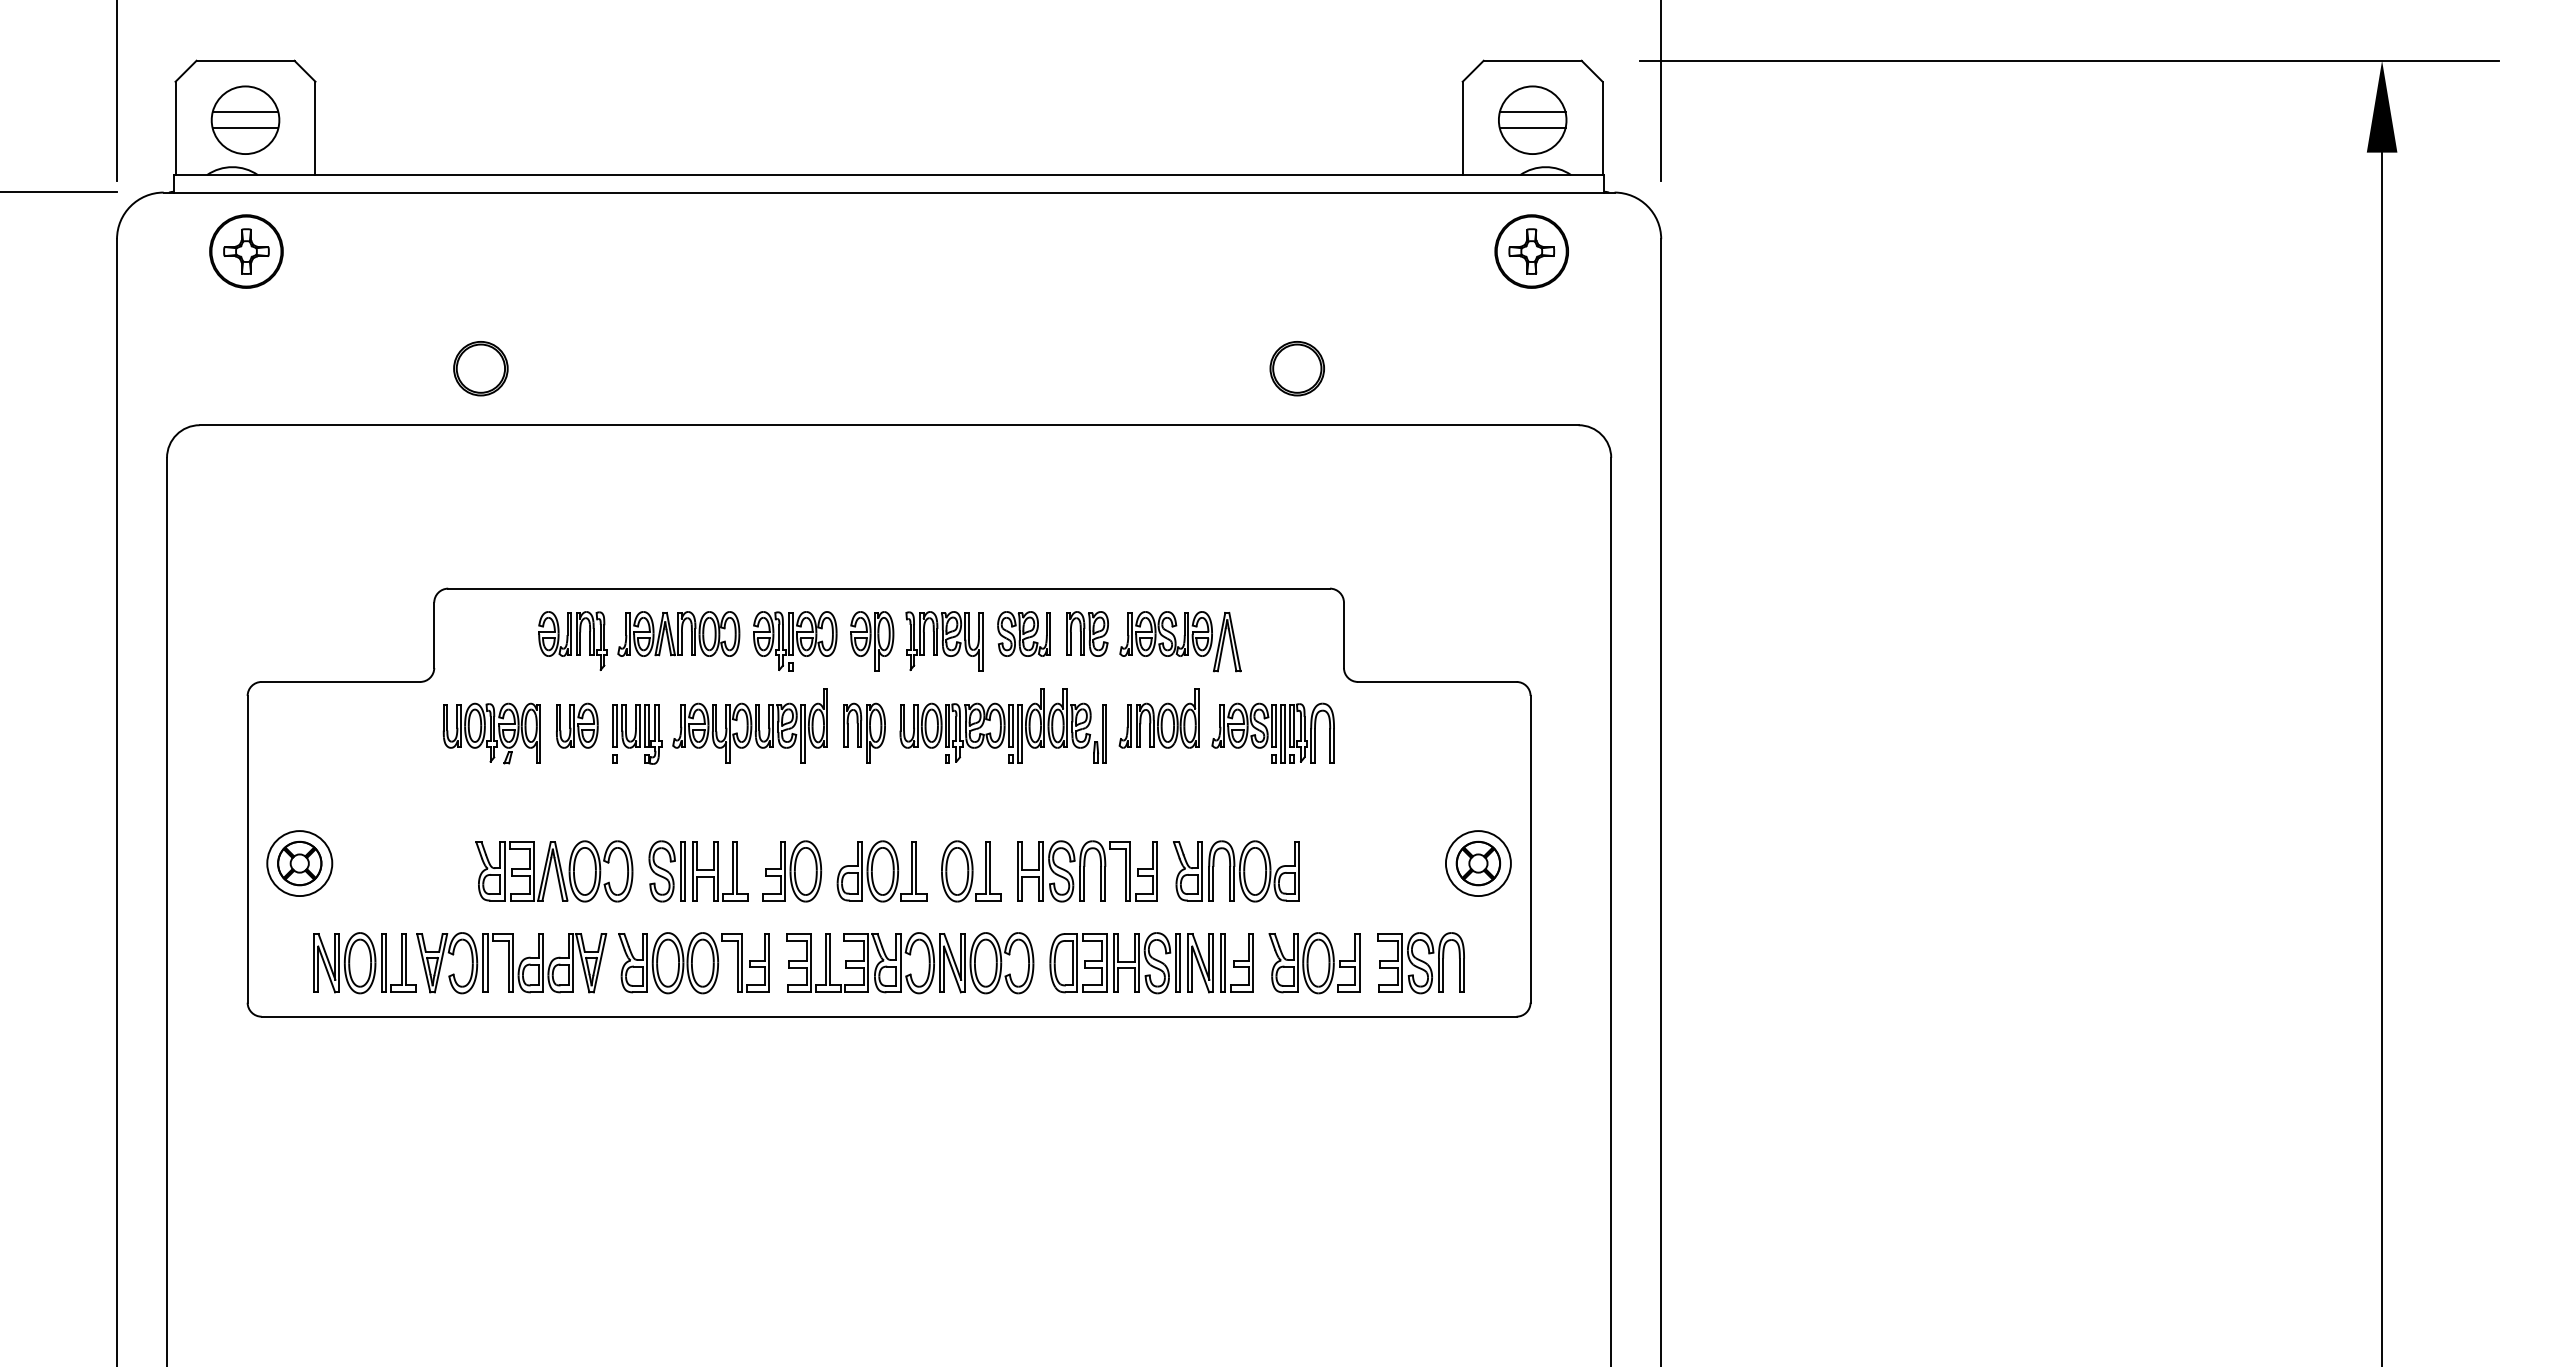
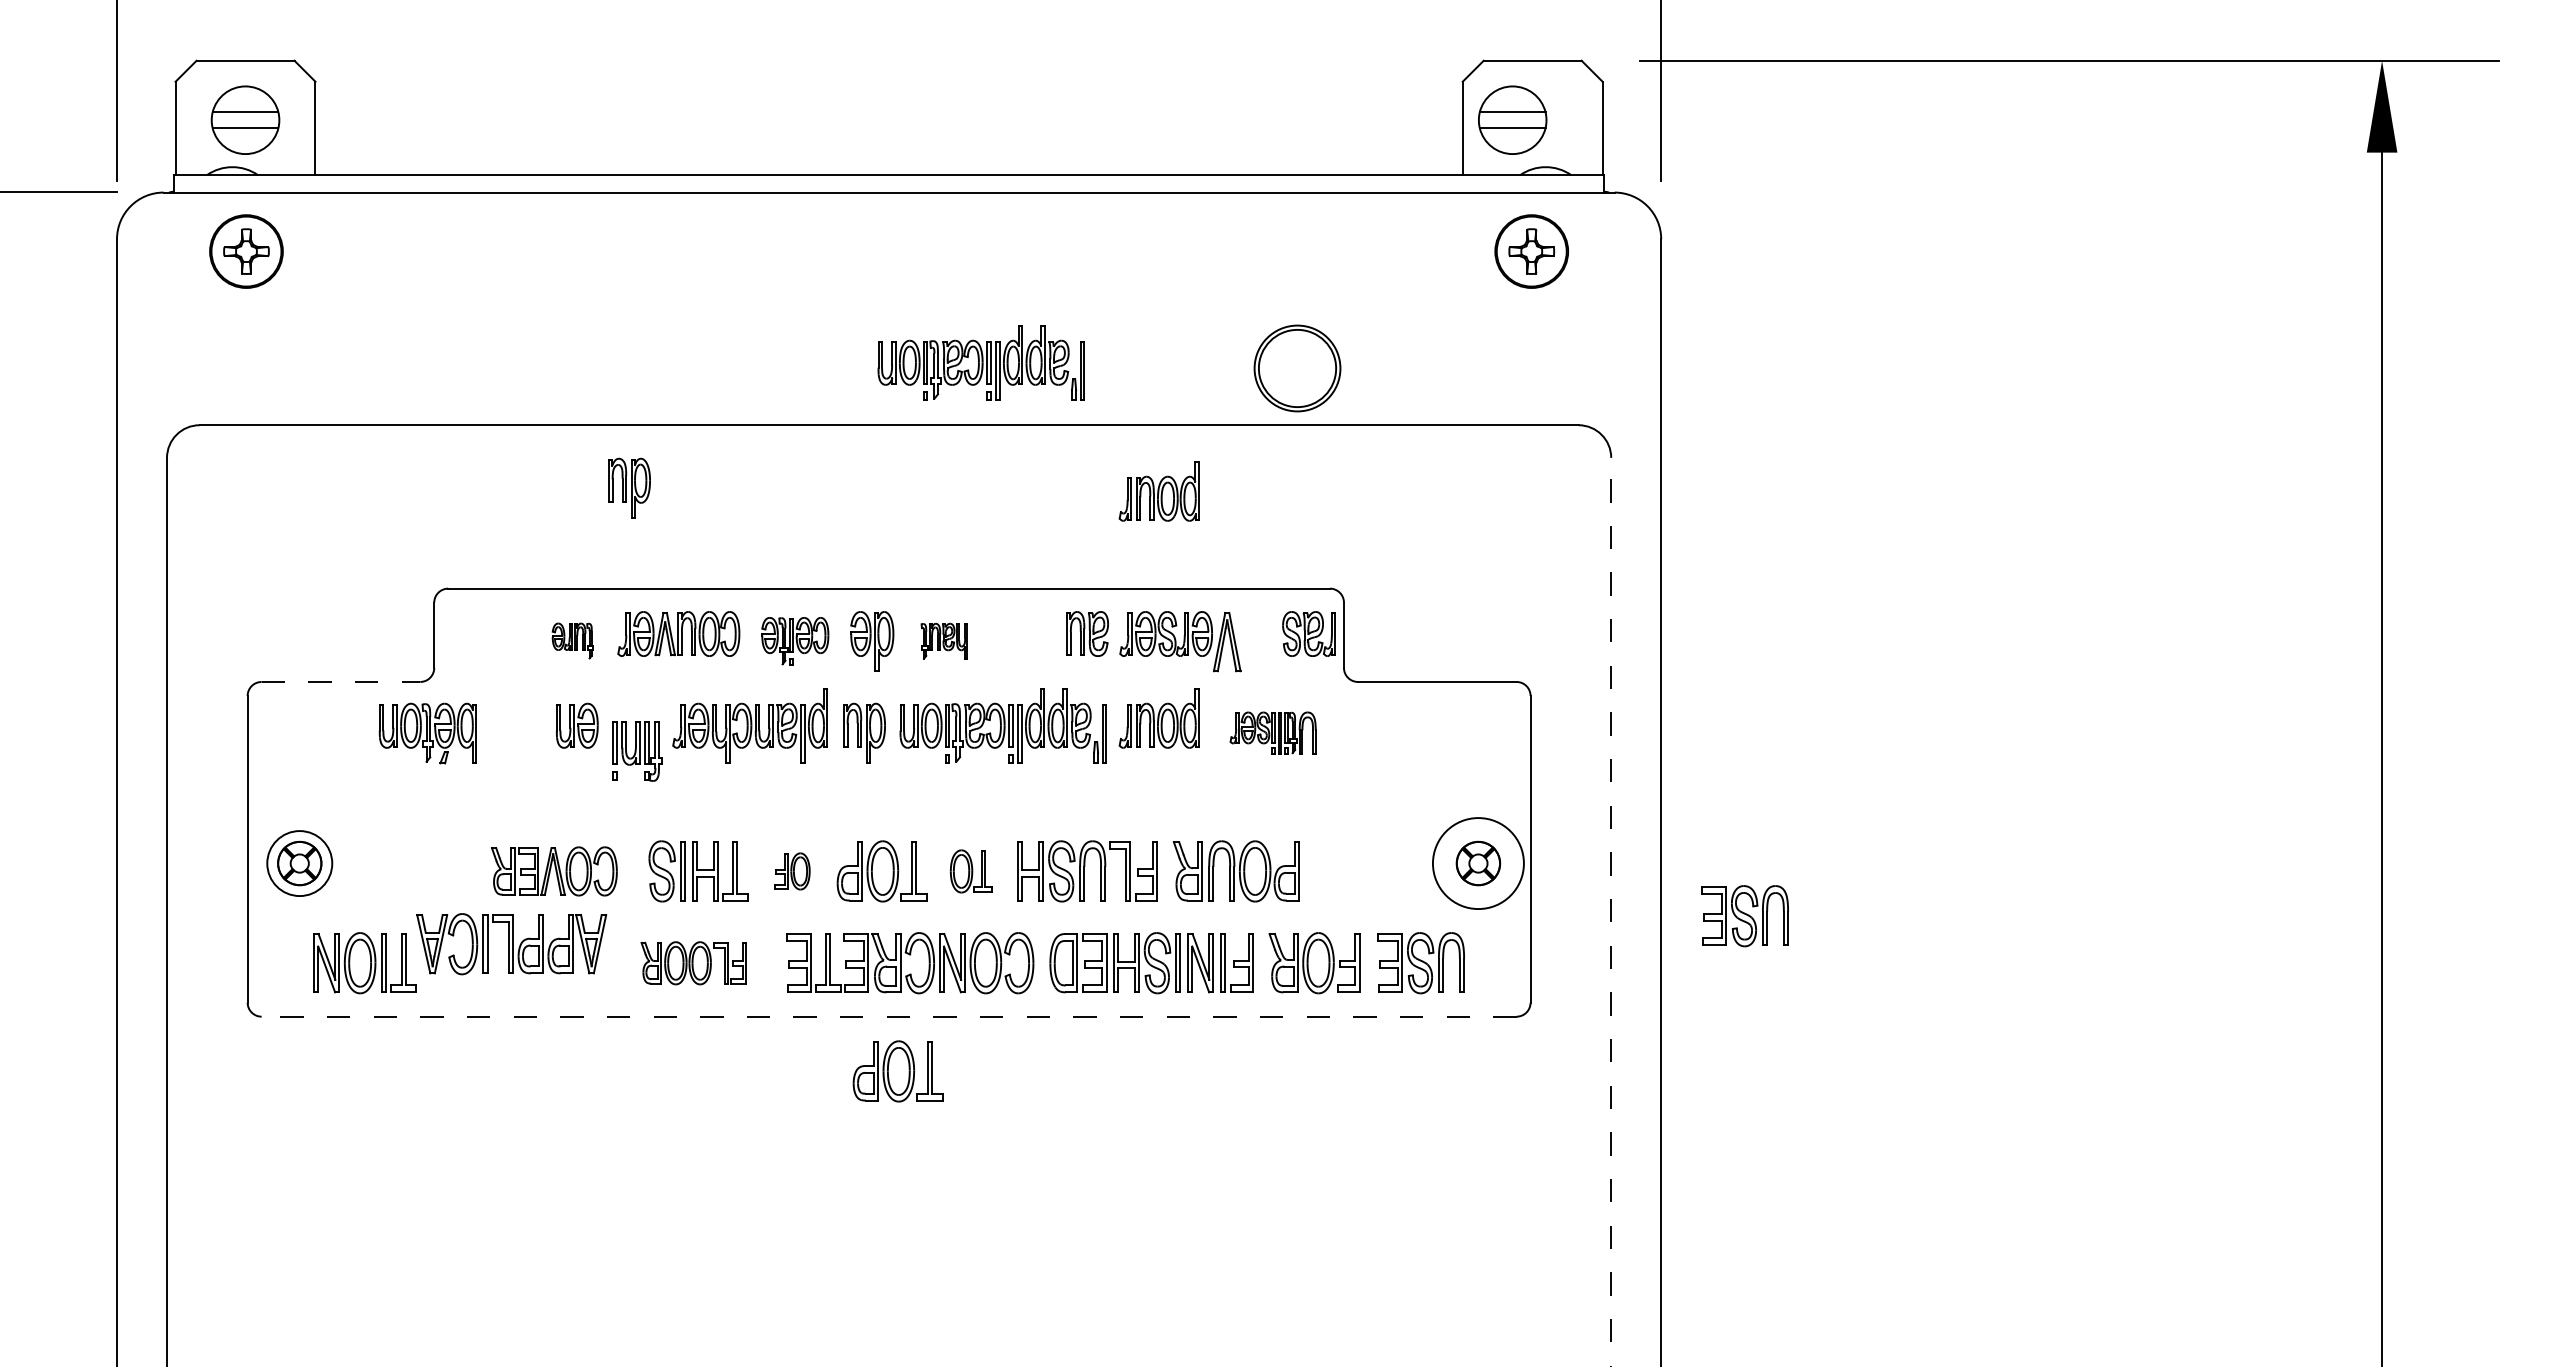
part position: (1532, 119) -> (1512, 119) (1512, 119)
part: none -> present (980, 362)
part: present -> none (480, 368)
part size: 56x56 px -> 89x89 px (1297, 368)
part: none -> present (629, 487)
part: none -> present (1158, 491)
part position: (1023, 633) -> (1308, 633) (1308, 633)
part size: 70x60 px -> 43x38 px (572, 640)
part size: 85x61 px -> 69x49 px (795, 641)
part size: 79x61 px -> 48x38 px (943, 640)
line: solid -> dashed (341, 681)
part size: 124x62 px -> 88x44 px (1272, 732)
part position: (491, 733) -> (427, 733) (427, 733)
part position: (637, 734) -> (637, 751) (637, 751)
circle diameter: 65 px -> 91 px (1477, 863)
part size: 159x63 px -> 127x51 px (554, 871)
part size: 61x63 px -> 37x39 px (792, 871)
part size: 61x63 px -> 44x45 px (970, 871)
line: solid -> dashed (1611, 911)
part: none -> present (1744, 916)
part position: (511, 963) -> (511, 944) (511, 944)
part size: 152x63 px -> 107x45 px (693, 963)
line: solid -> dashed (888, 1016)
part: none -> present (897, 1071)
